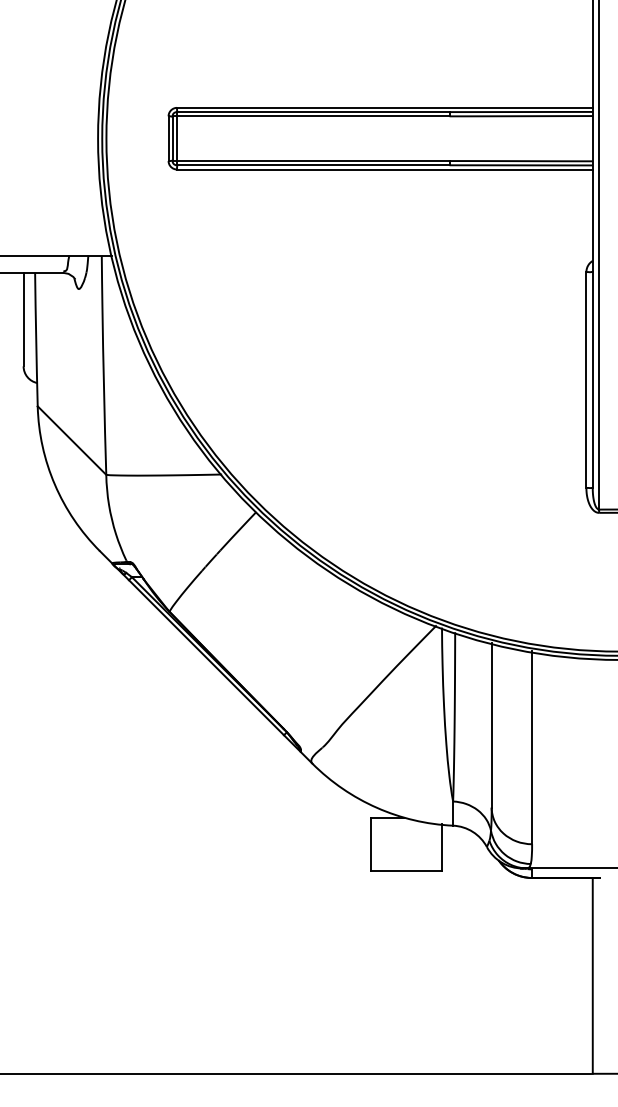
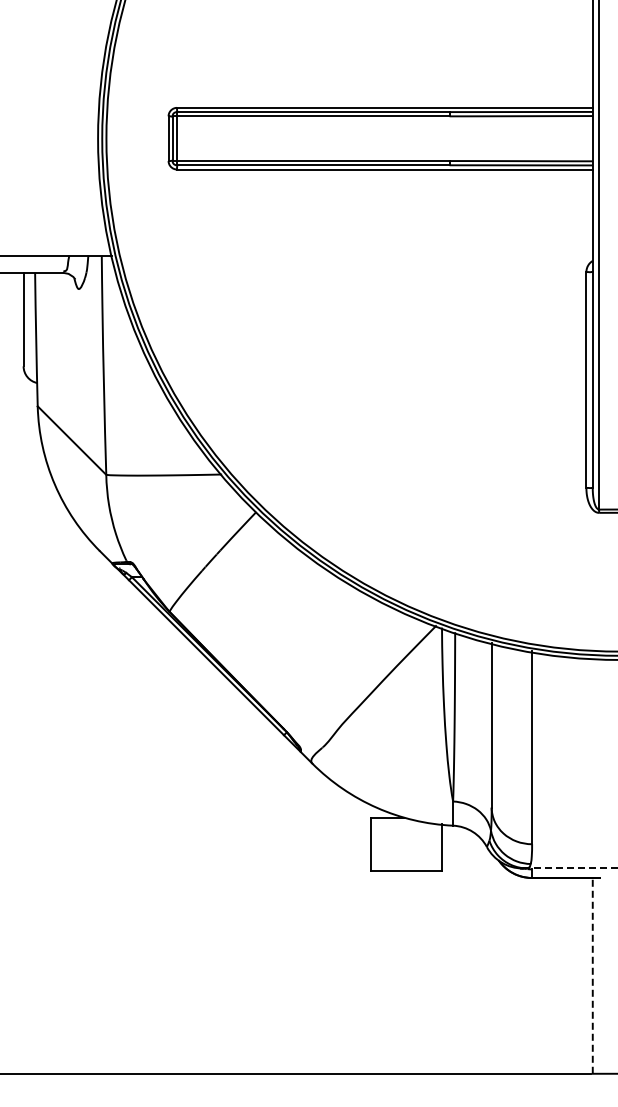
line: solid -> dashed (570, 868)
line: solid -> dashed (592, 975)
